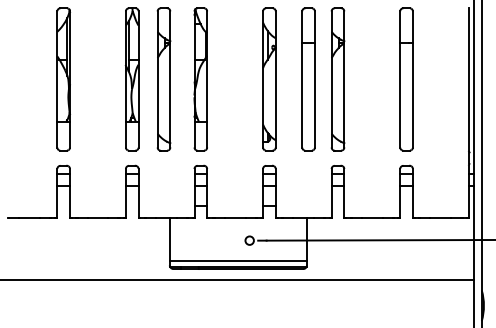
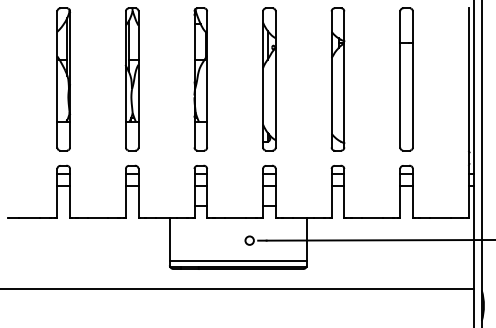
part: present -> none (163, 79)
part: present -> none (308, 79)
line position: (238, 280) -> (238, 289) (238, 289)
